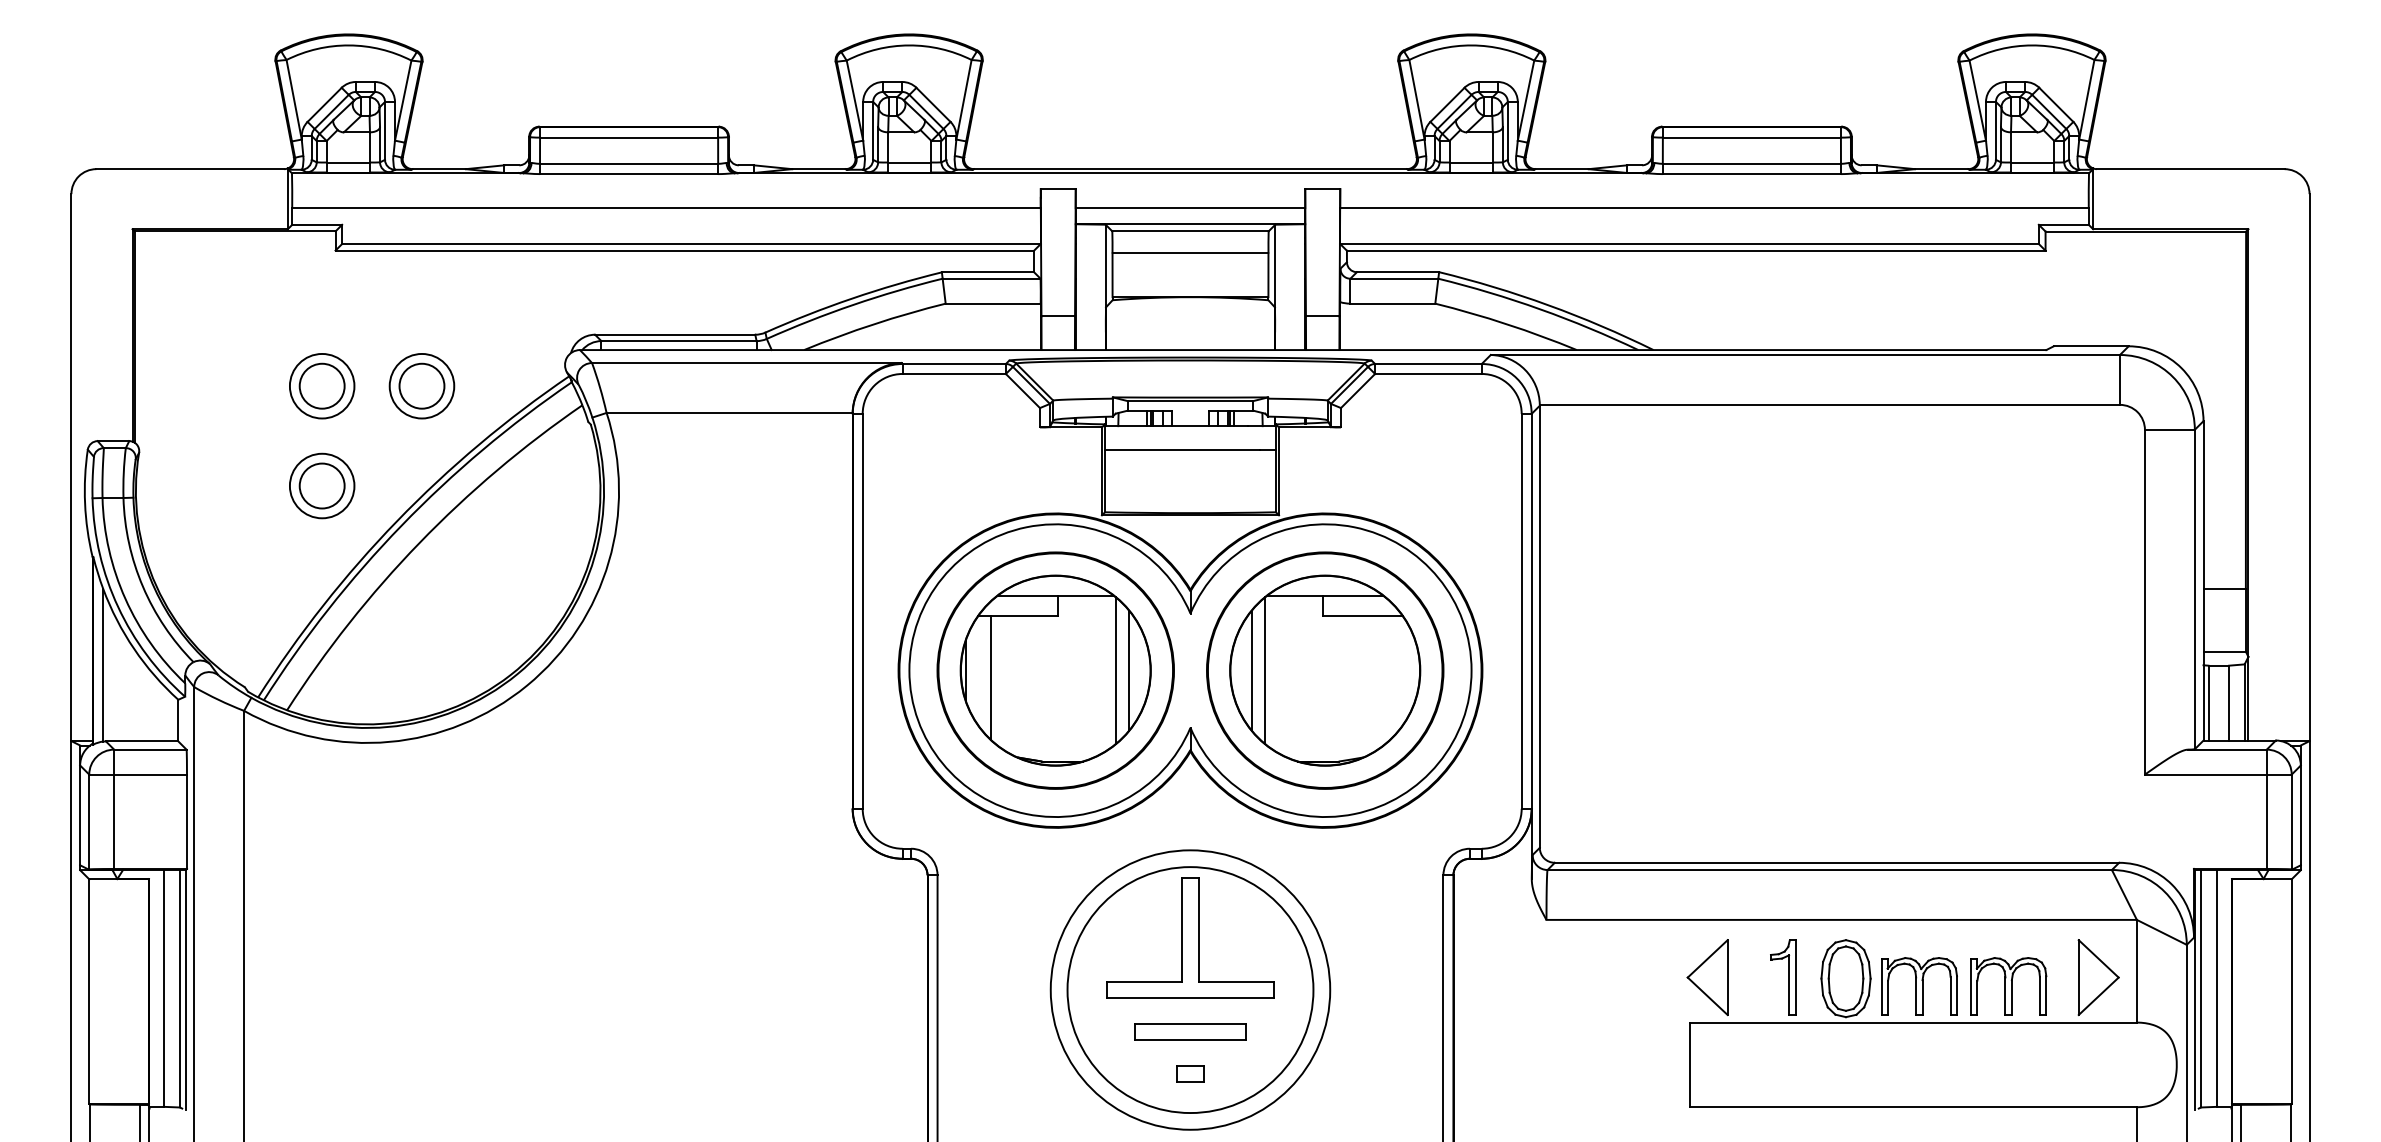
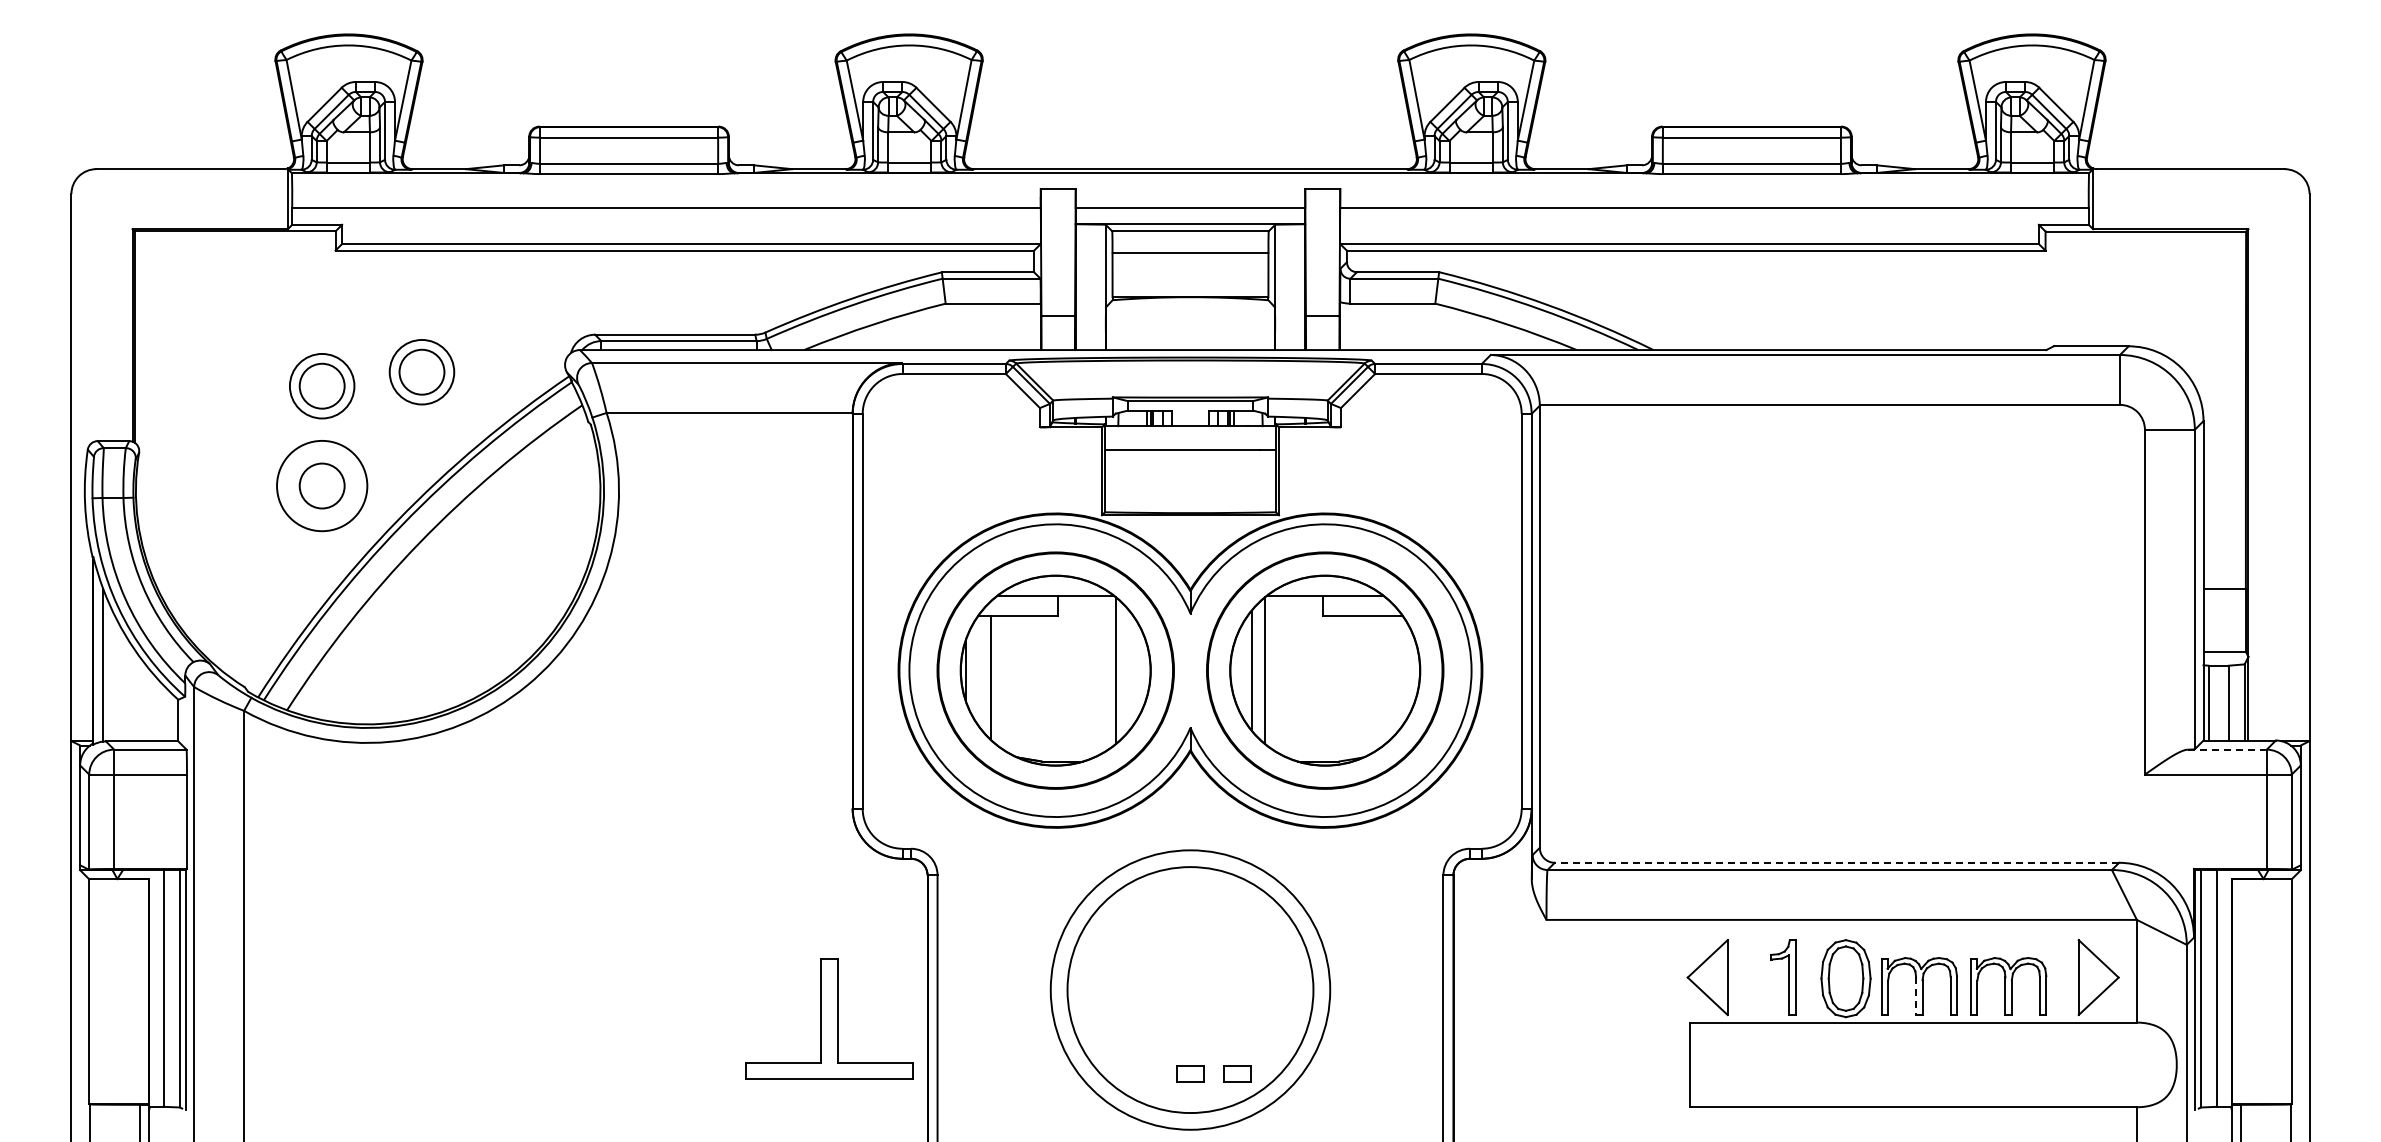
part position: (421, 386) -> (421, 372) (421, 372)
circle diameter: 65 px -> 90 px (322, 485)
line: present -> none (1129, 670)
line: solid -> dashed (2226, 749)
line: solid -> dashed (1836, 862)
part position: (1190, 937) -> (829, 1018) (829, 1018)
line: solid -> dashed (1916, 996)
part: present -> none (1190, 1031)
part: none -> present (1237, 1073)
